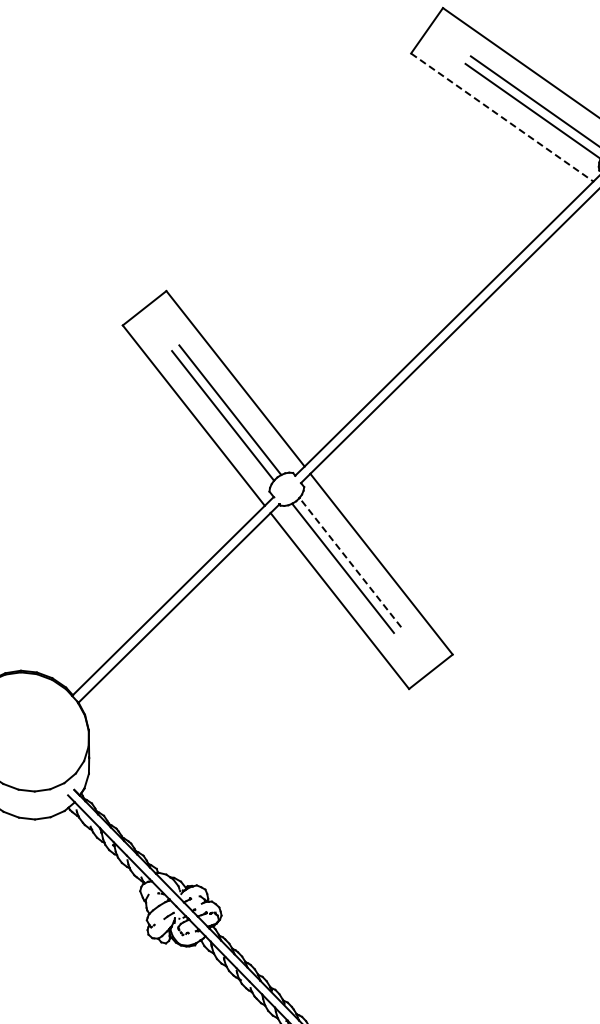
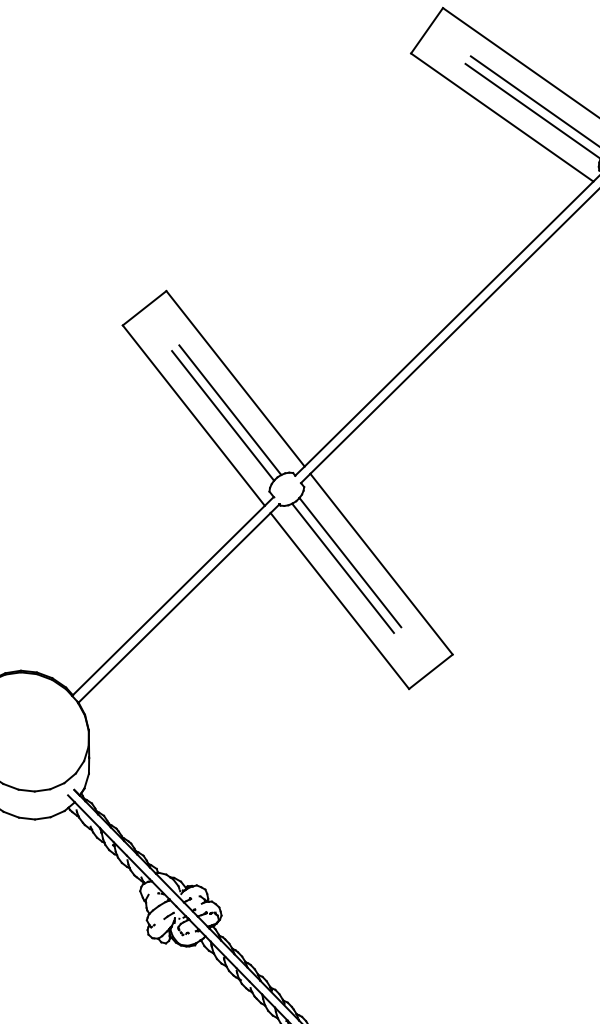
line: dashed -> solid (502, 117)
line: dashed -> solid (350, 562)
